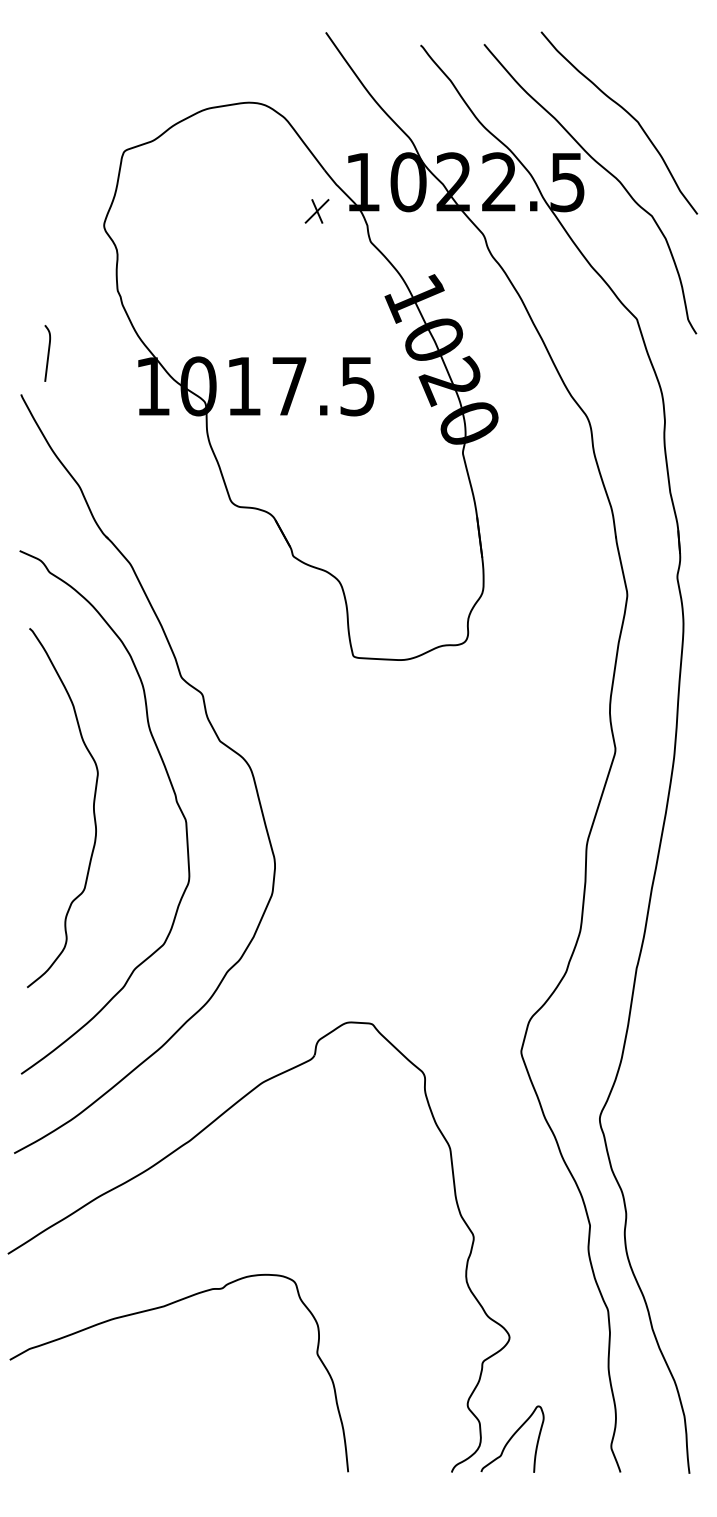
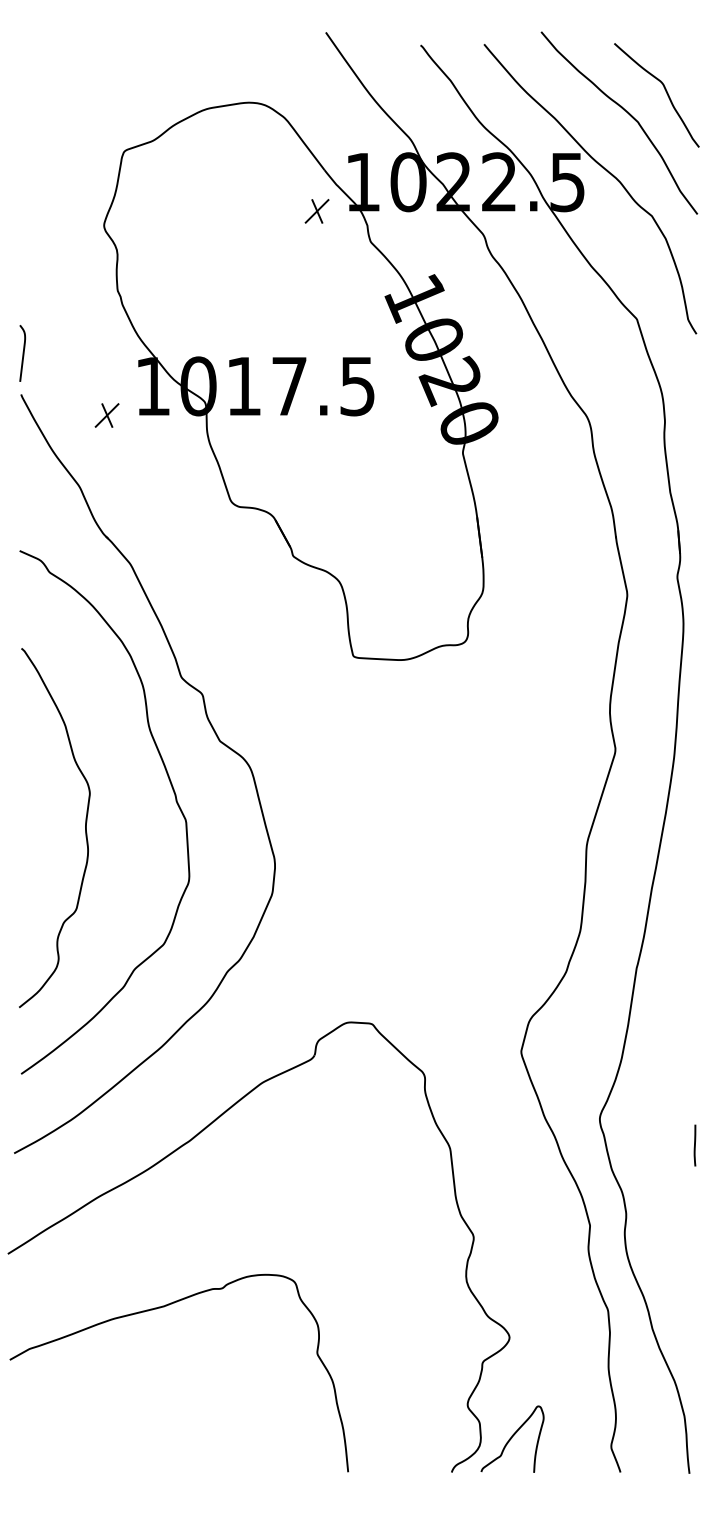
curve: none -> present (665, 91)
curve position: (47, 353) -> (22, 353) (22, 353)
part: none -> present (106, 415)
curve position: (93, 808) -> (85, 828) (85, 828)
line: none -> present (694, 1145)
